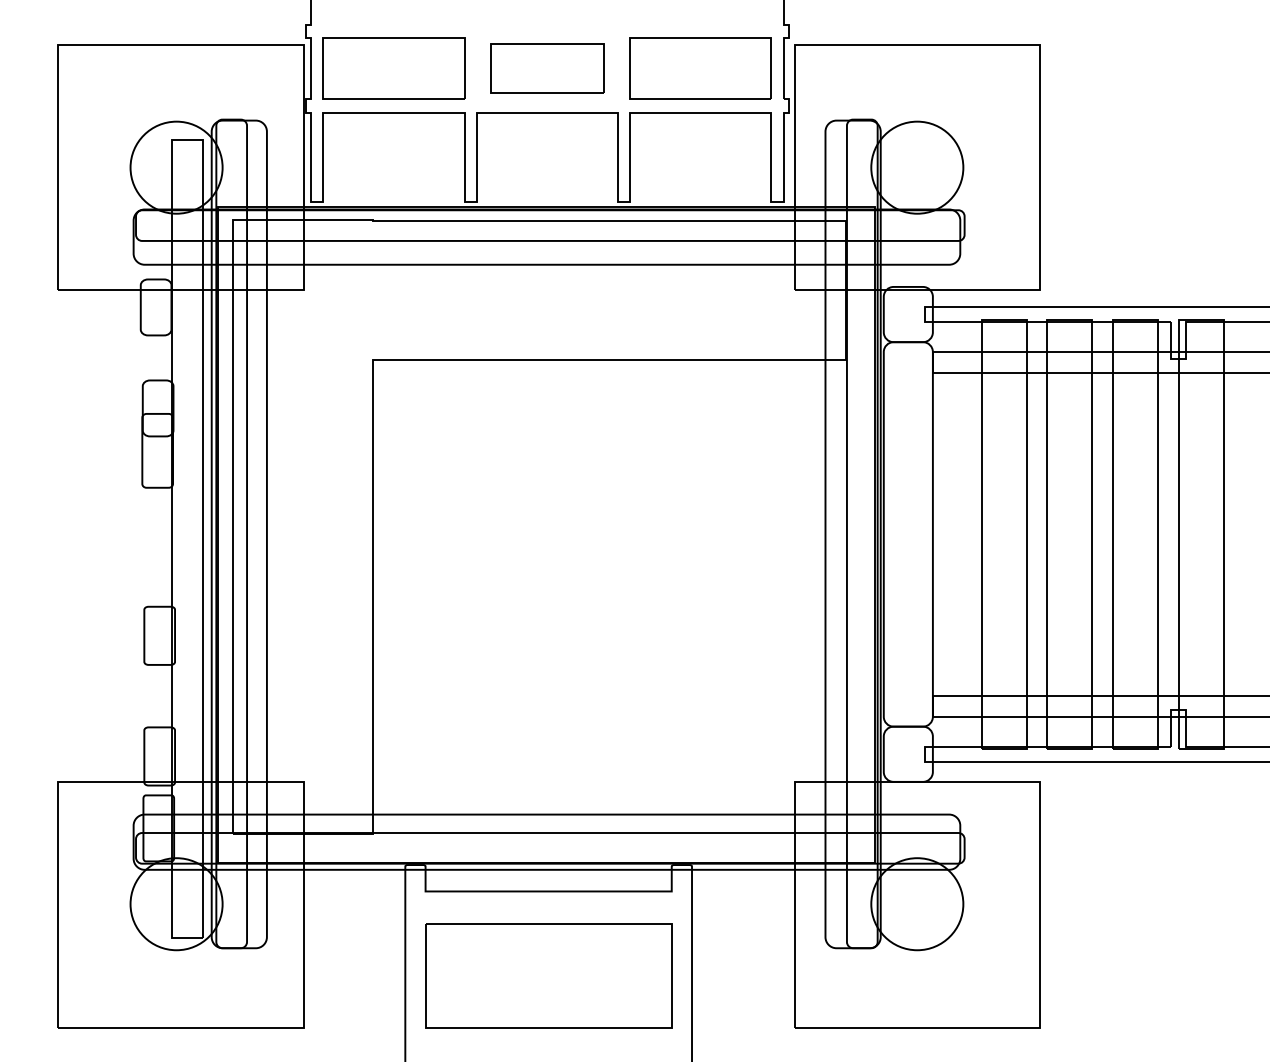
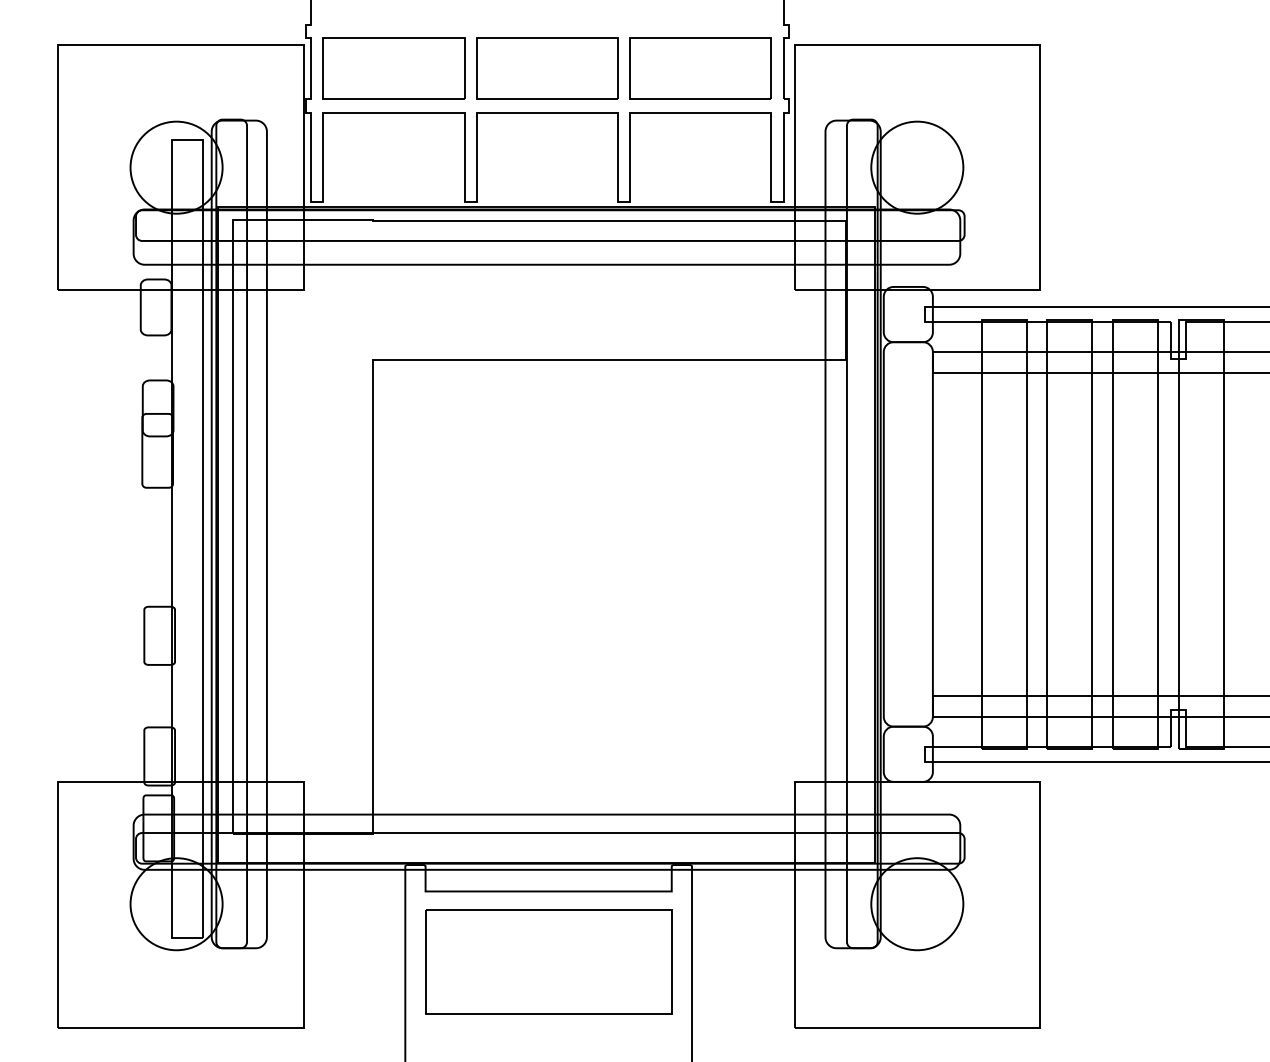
part size: 115x51 px -> 143x63 px (547, 68)
part position: (548, 975) -> (548, 961) (548, 961)
